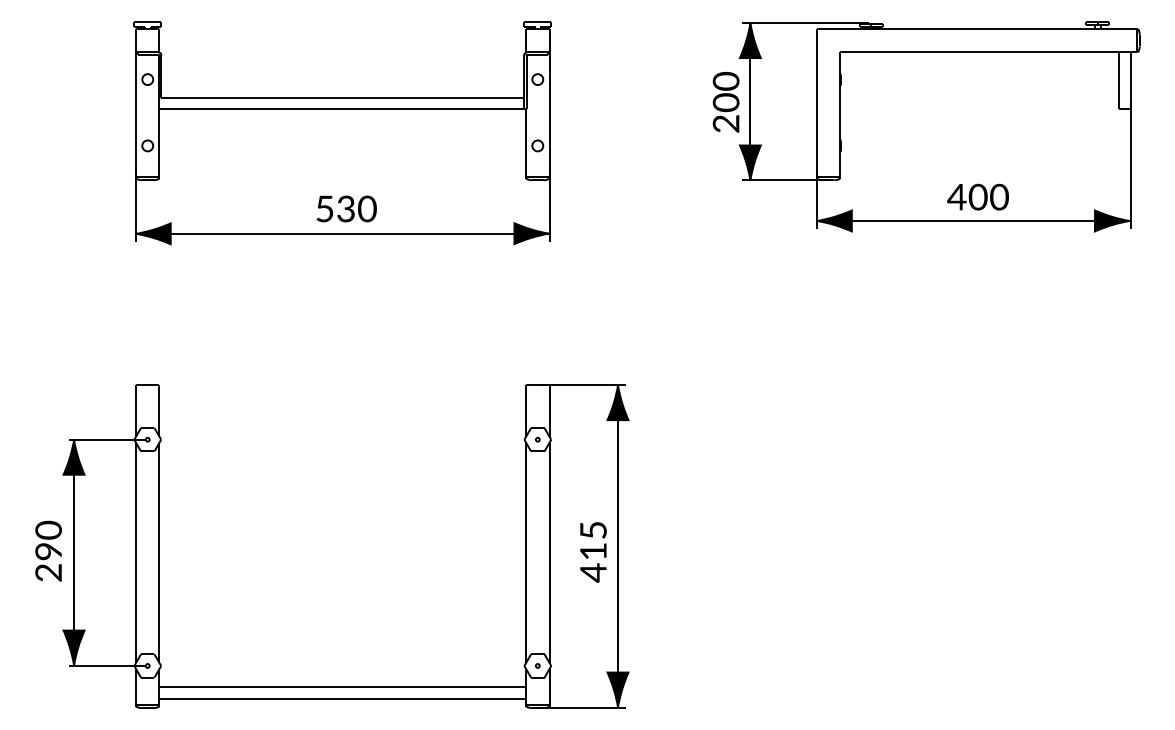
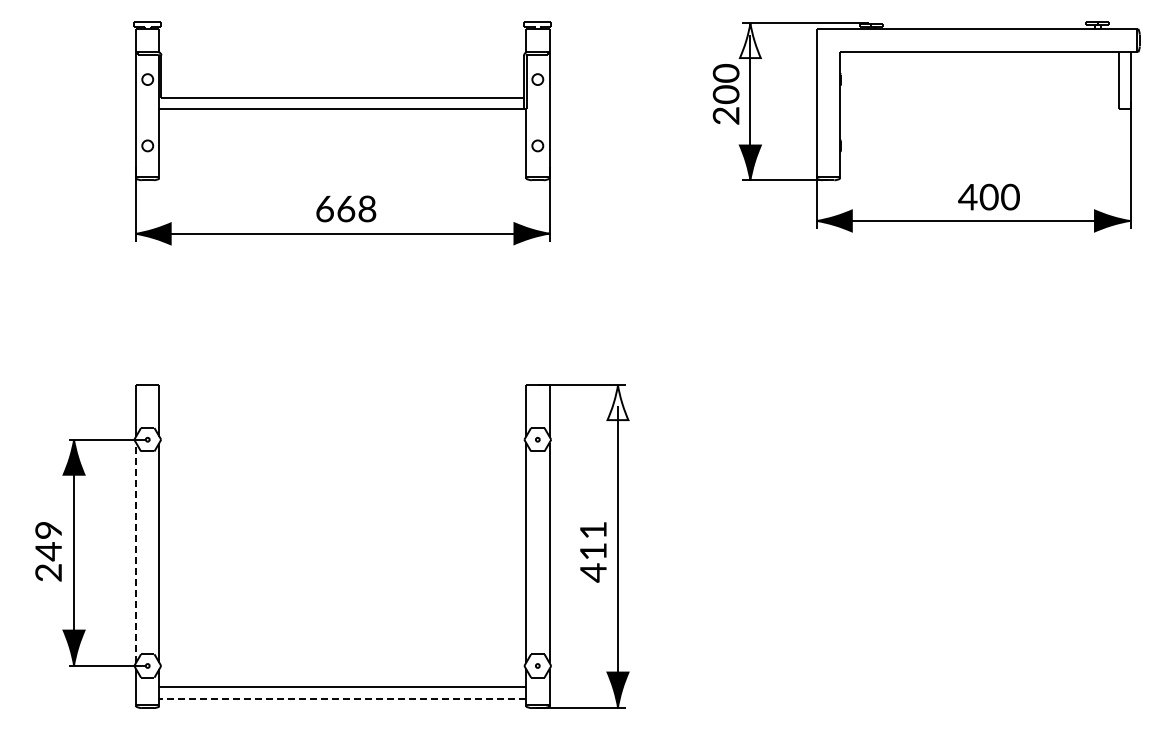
fill: present -> none (749, 40)
text position: (725, 102) -> (725, 94) (725, 94)
text position: (977, 196) -> (988, 196) (988, 196)
text: 530 -> 668 (346, 208)
fill: present -> none (617, 402)
text: 415 -> 411 (593, 530)
text: 290 -> 249 (48, 540)
line: solid -> dashed (136, 552)
line: solid -> dashed (342, 699)
